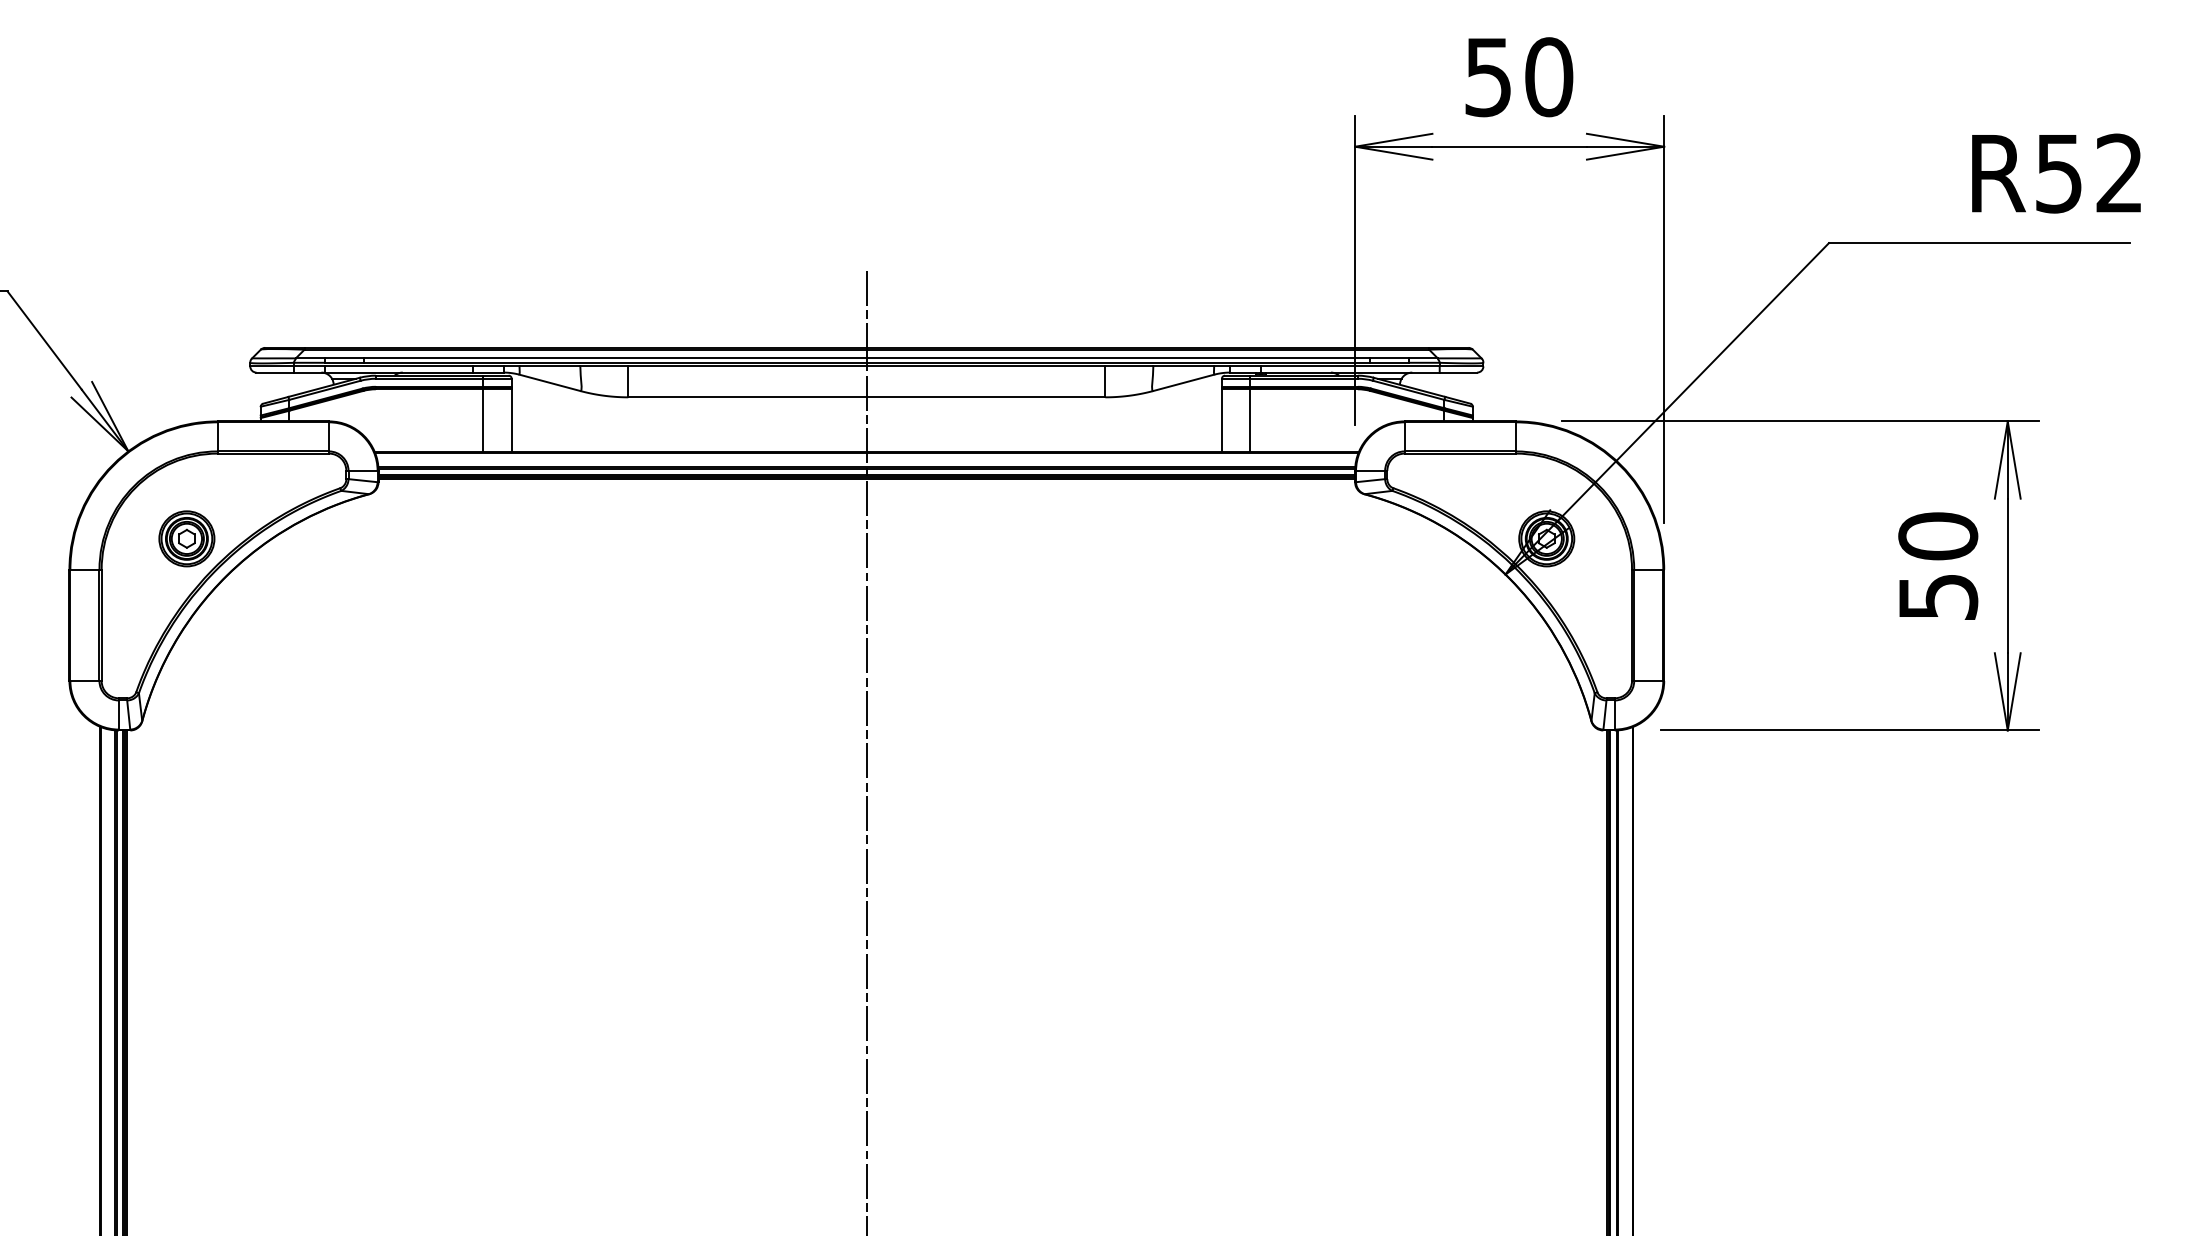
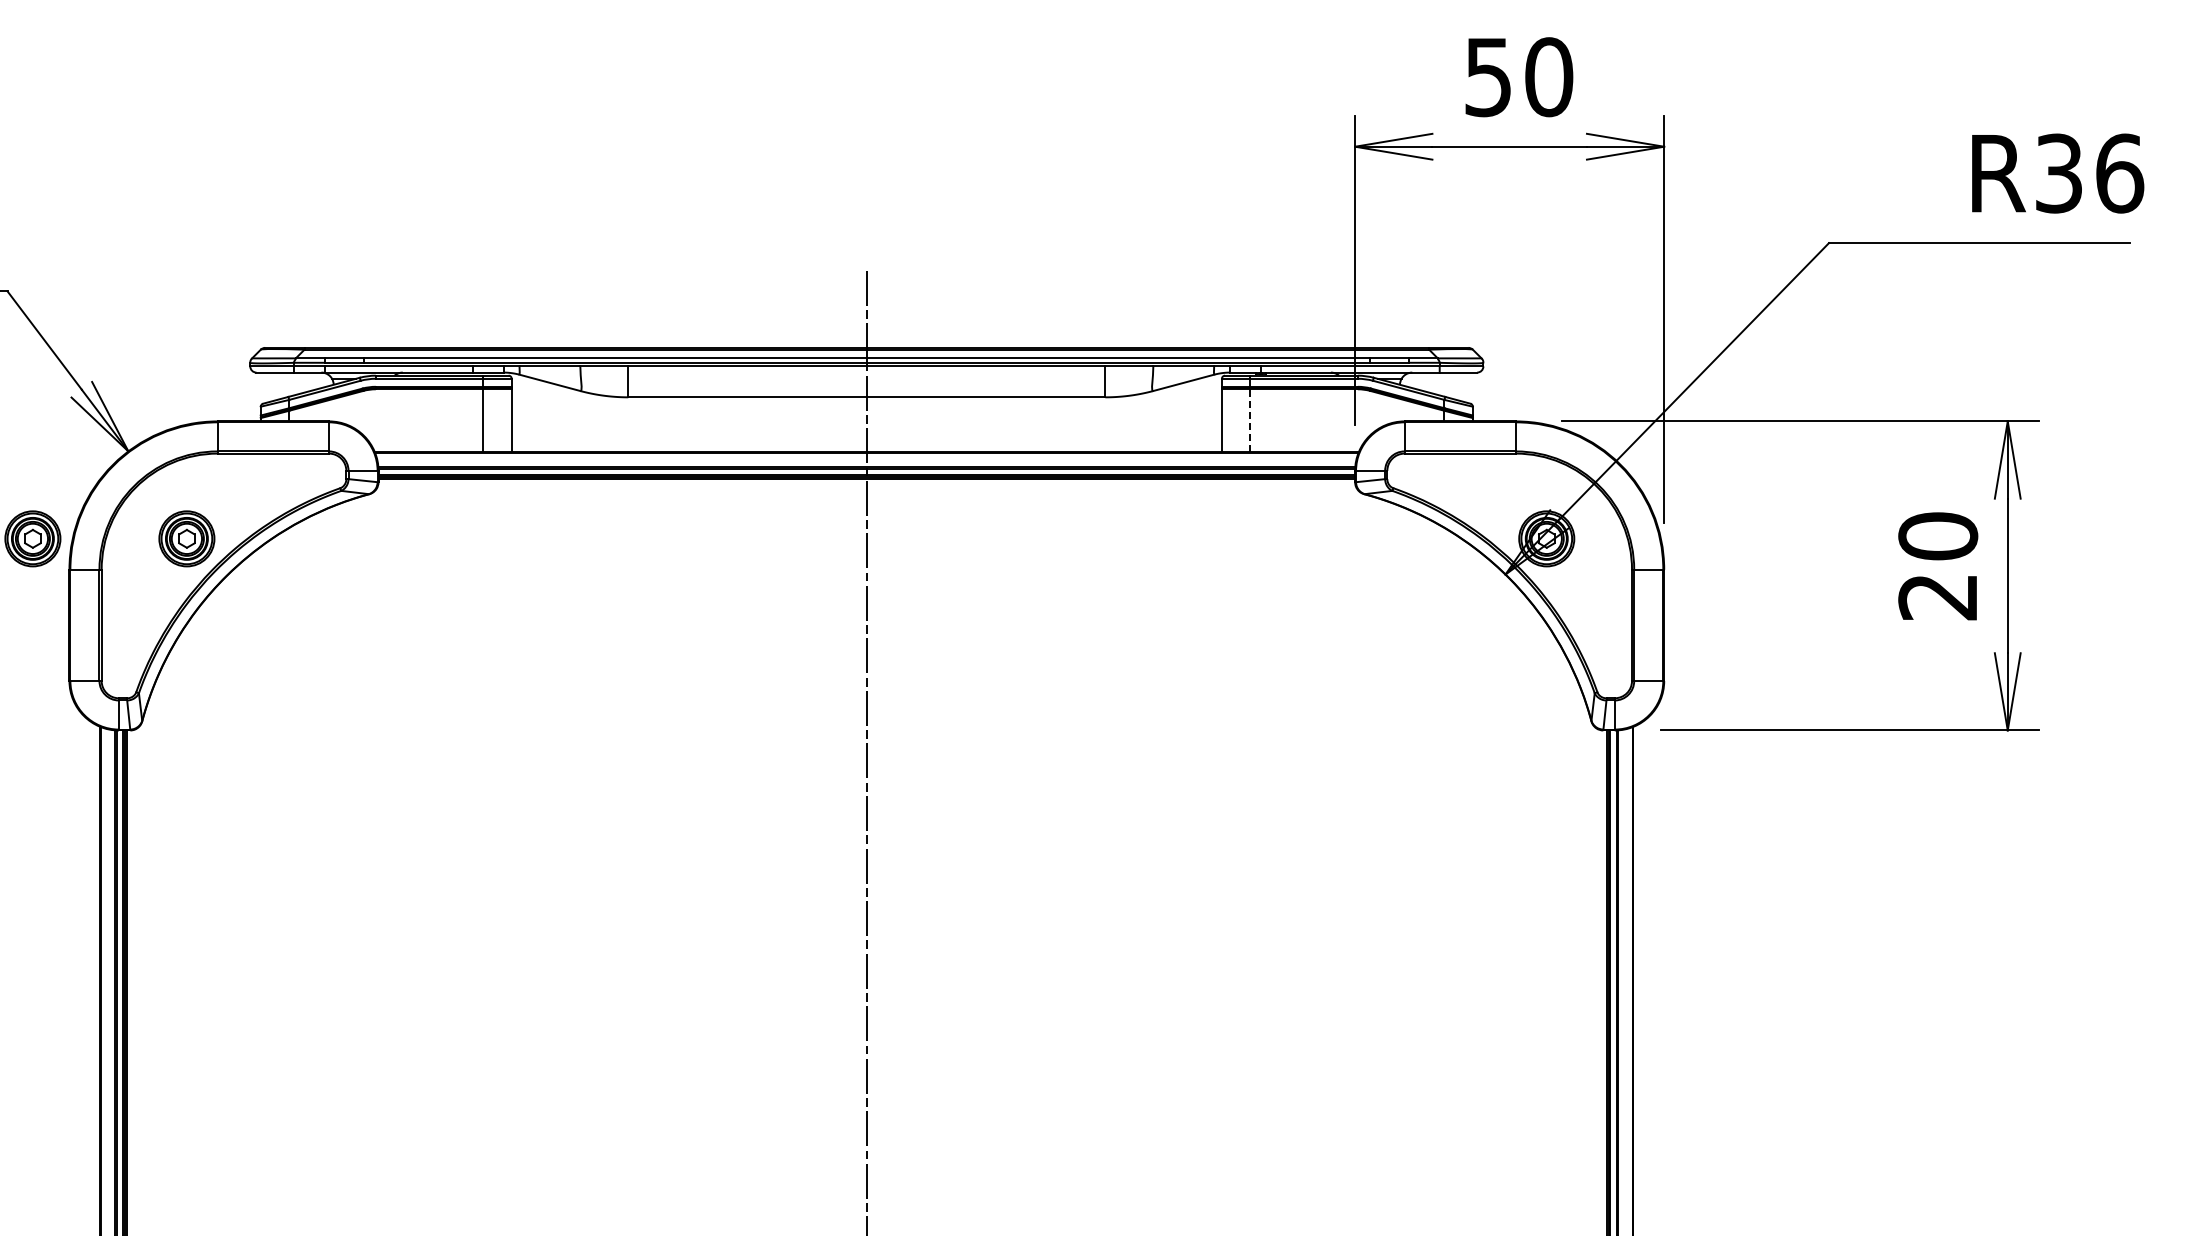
text: R52 -> R36 (2090, 173)
line: solid -> dashed (1250, 420)
part: none -> present (32, 538)
text: 50 -> 20 (1938, 597)
